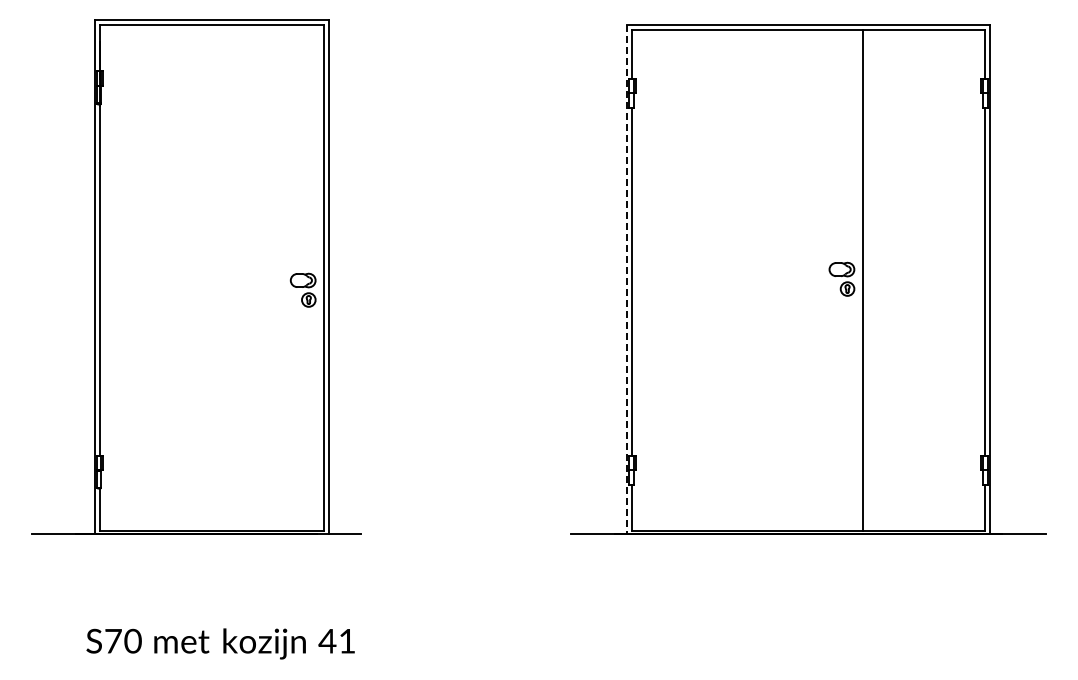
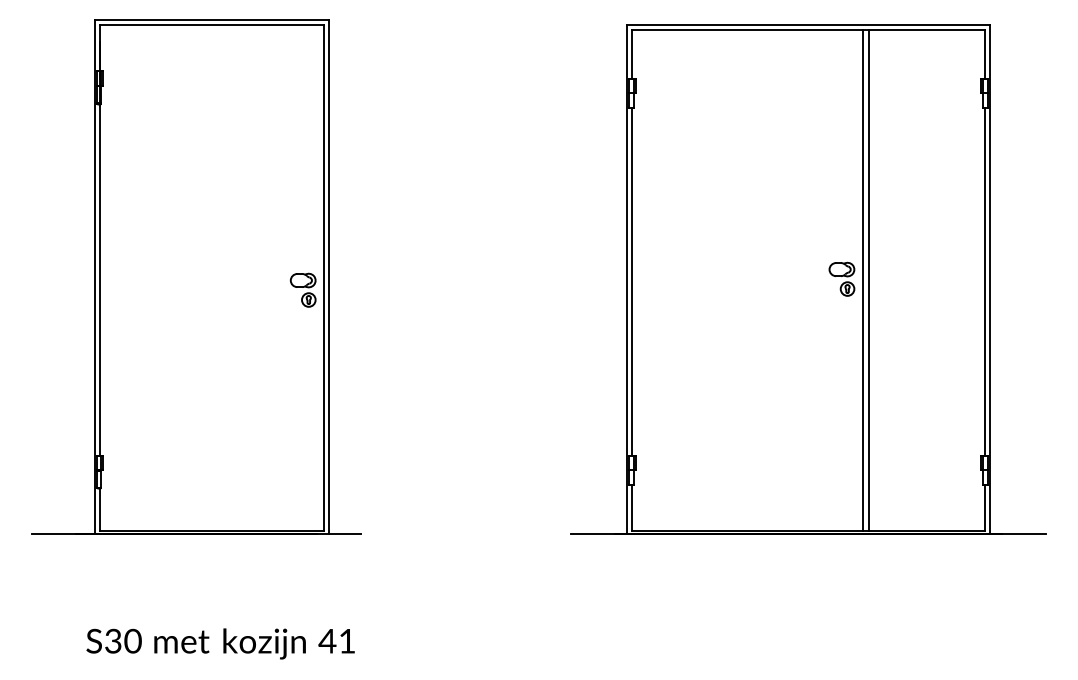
line: dashed -> solid (627, 279)
line: none -> present (868, 280)
text: S70 -> S30 (113, 640)
